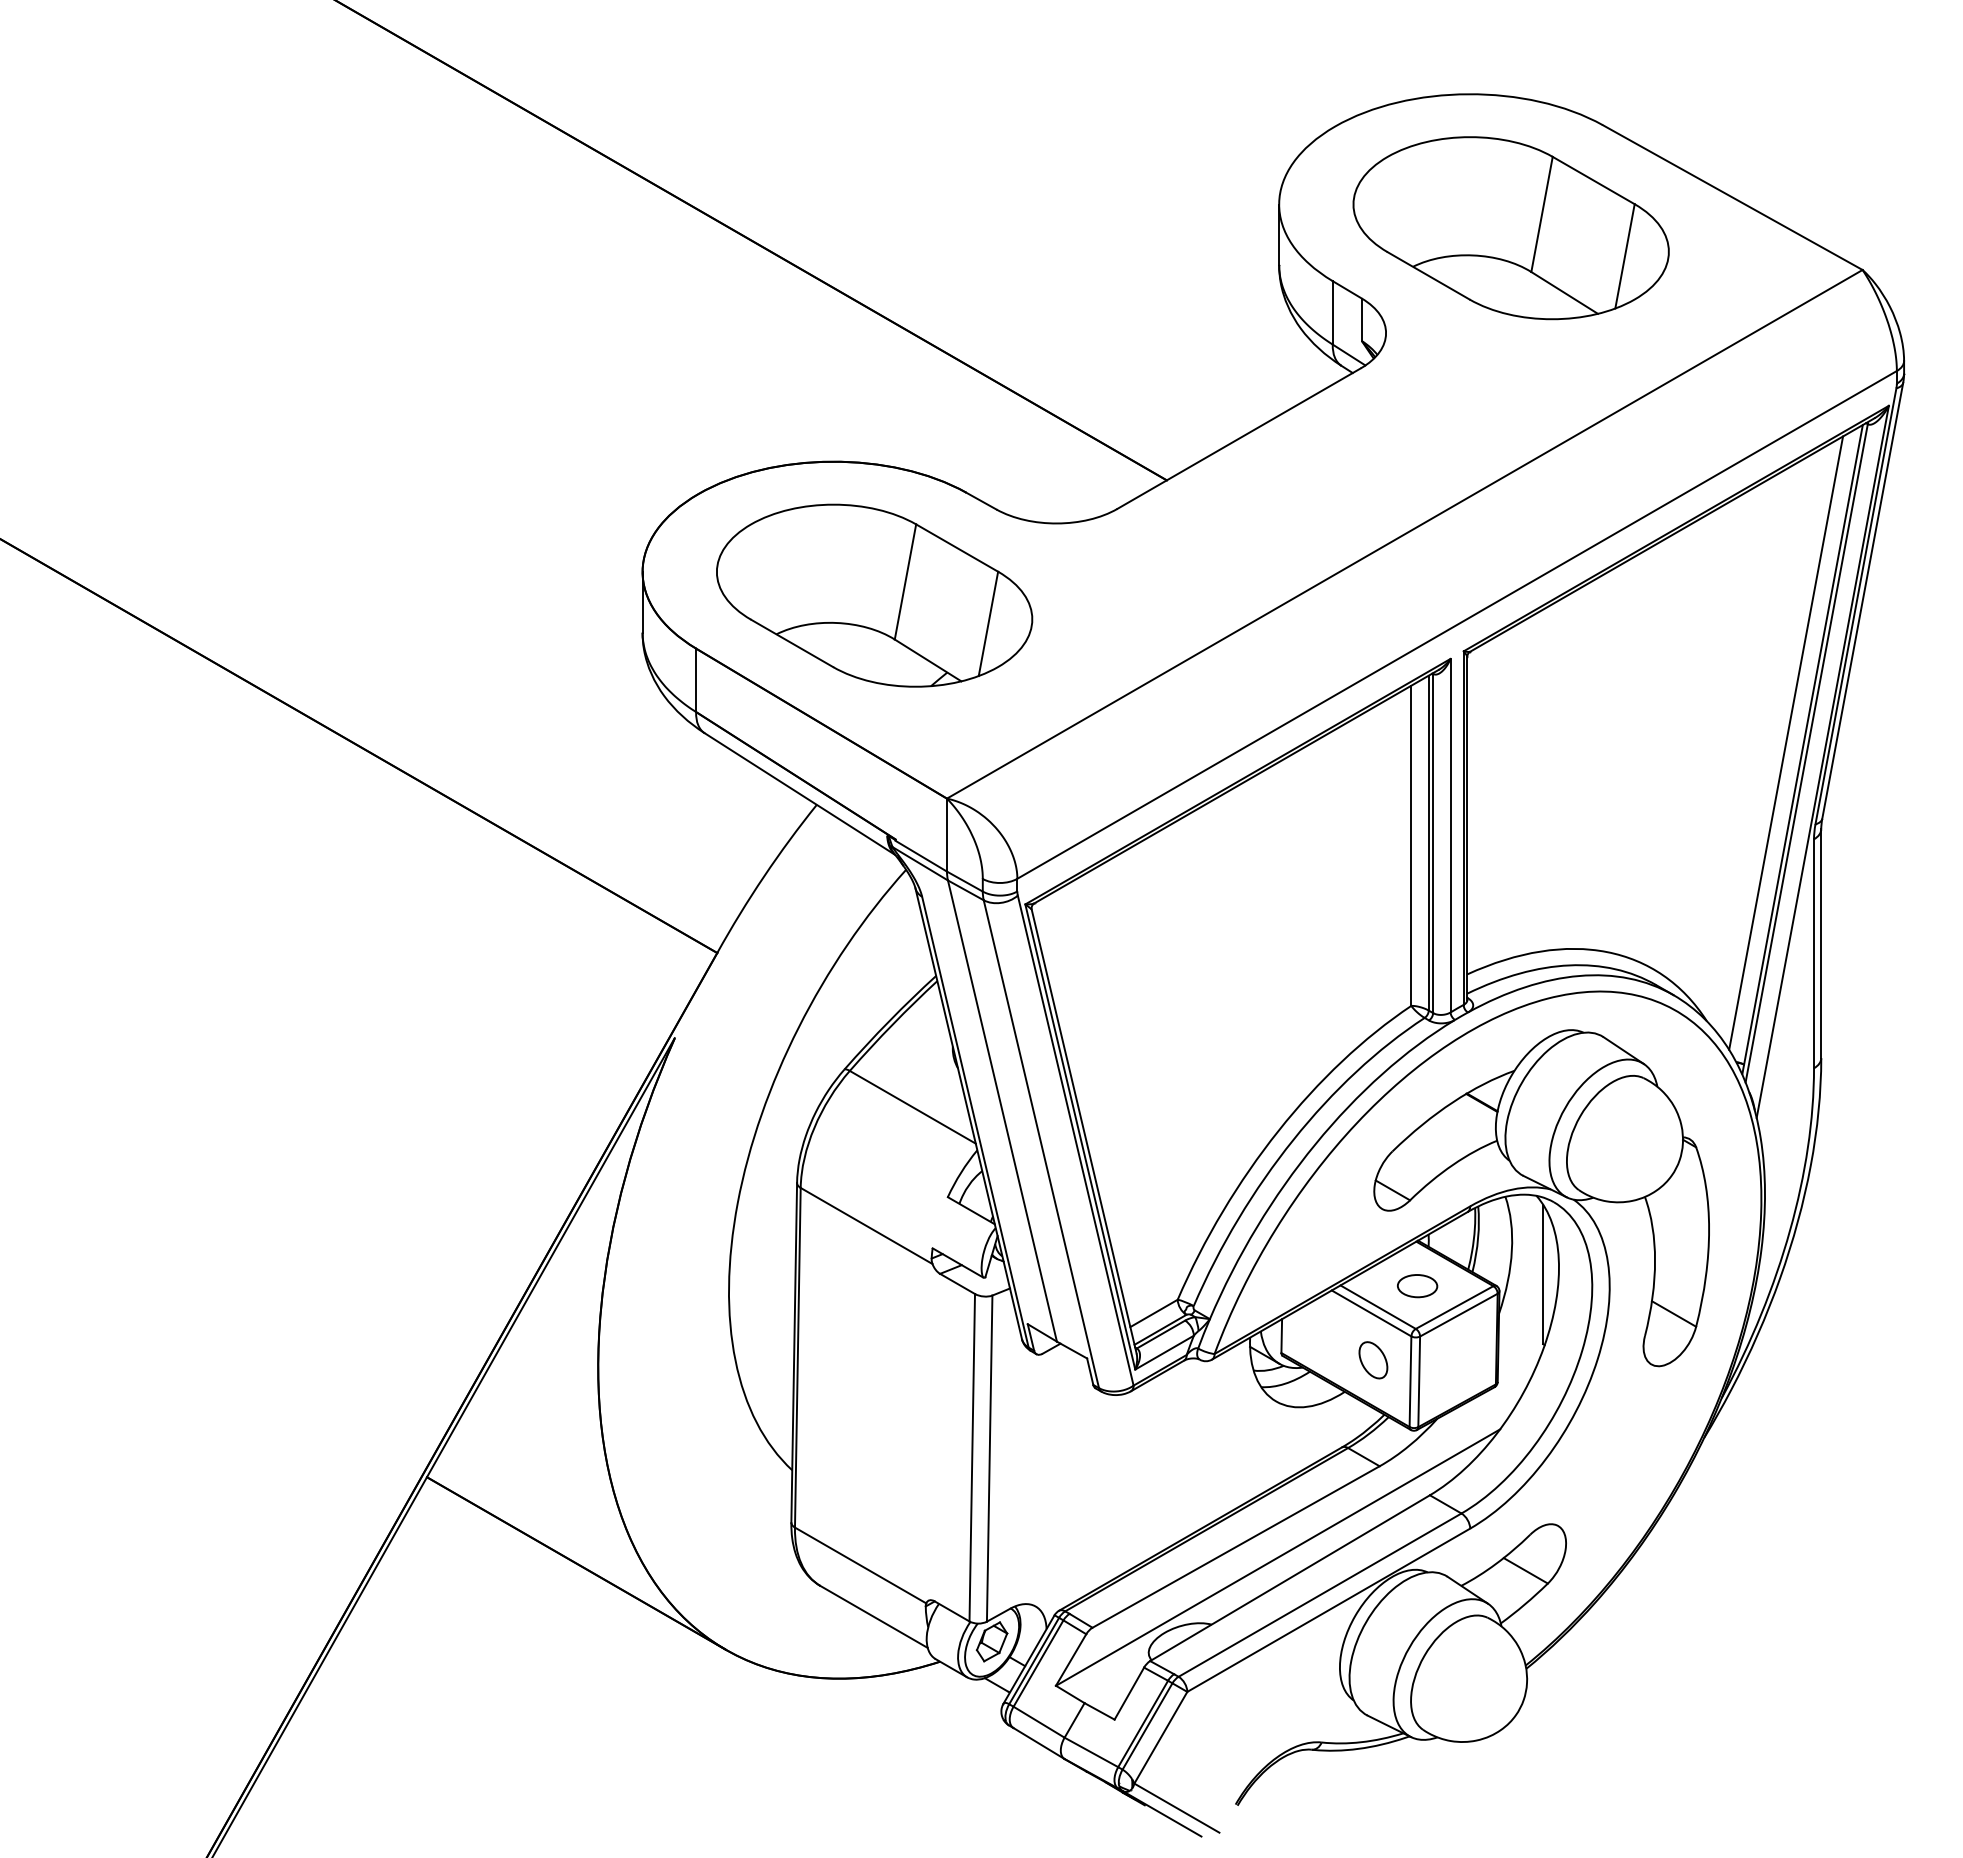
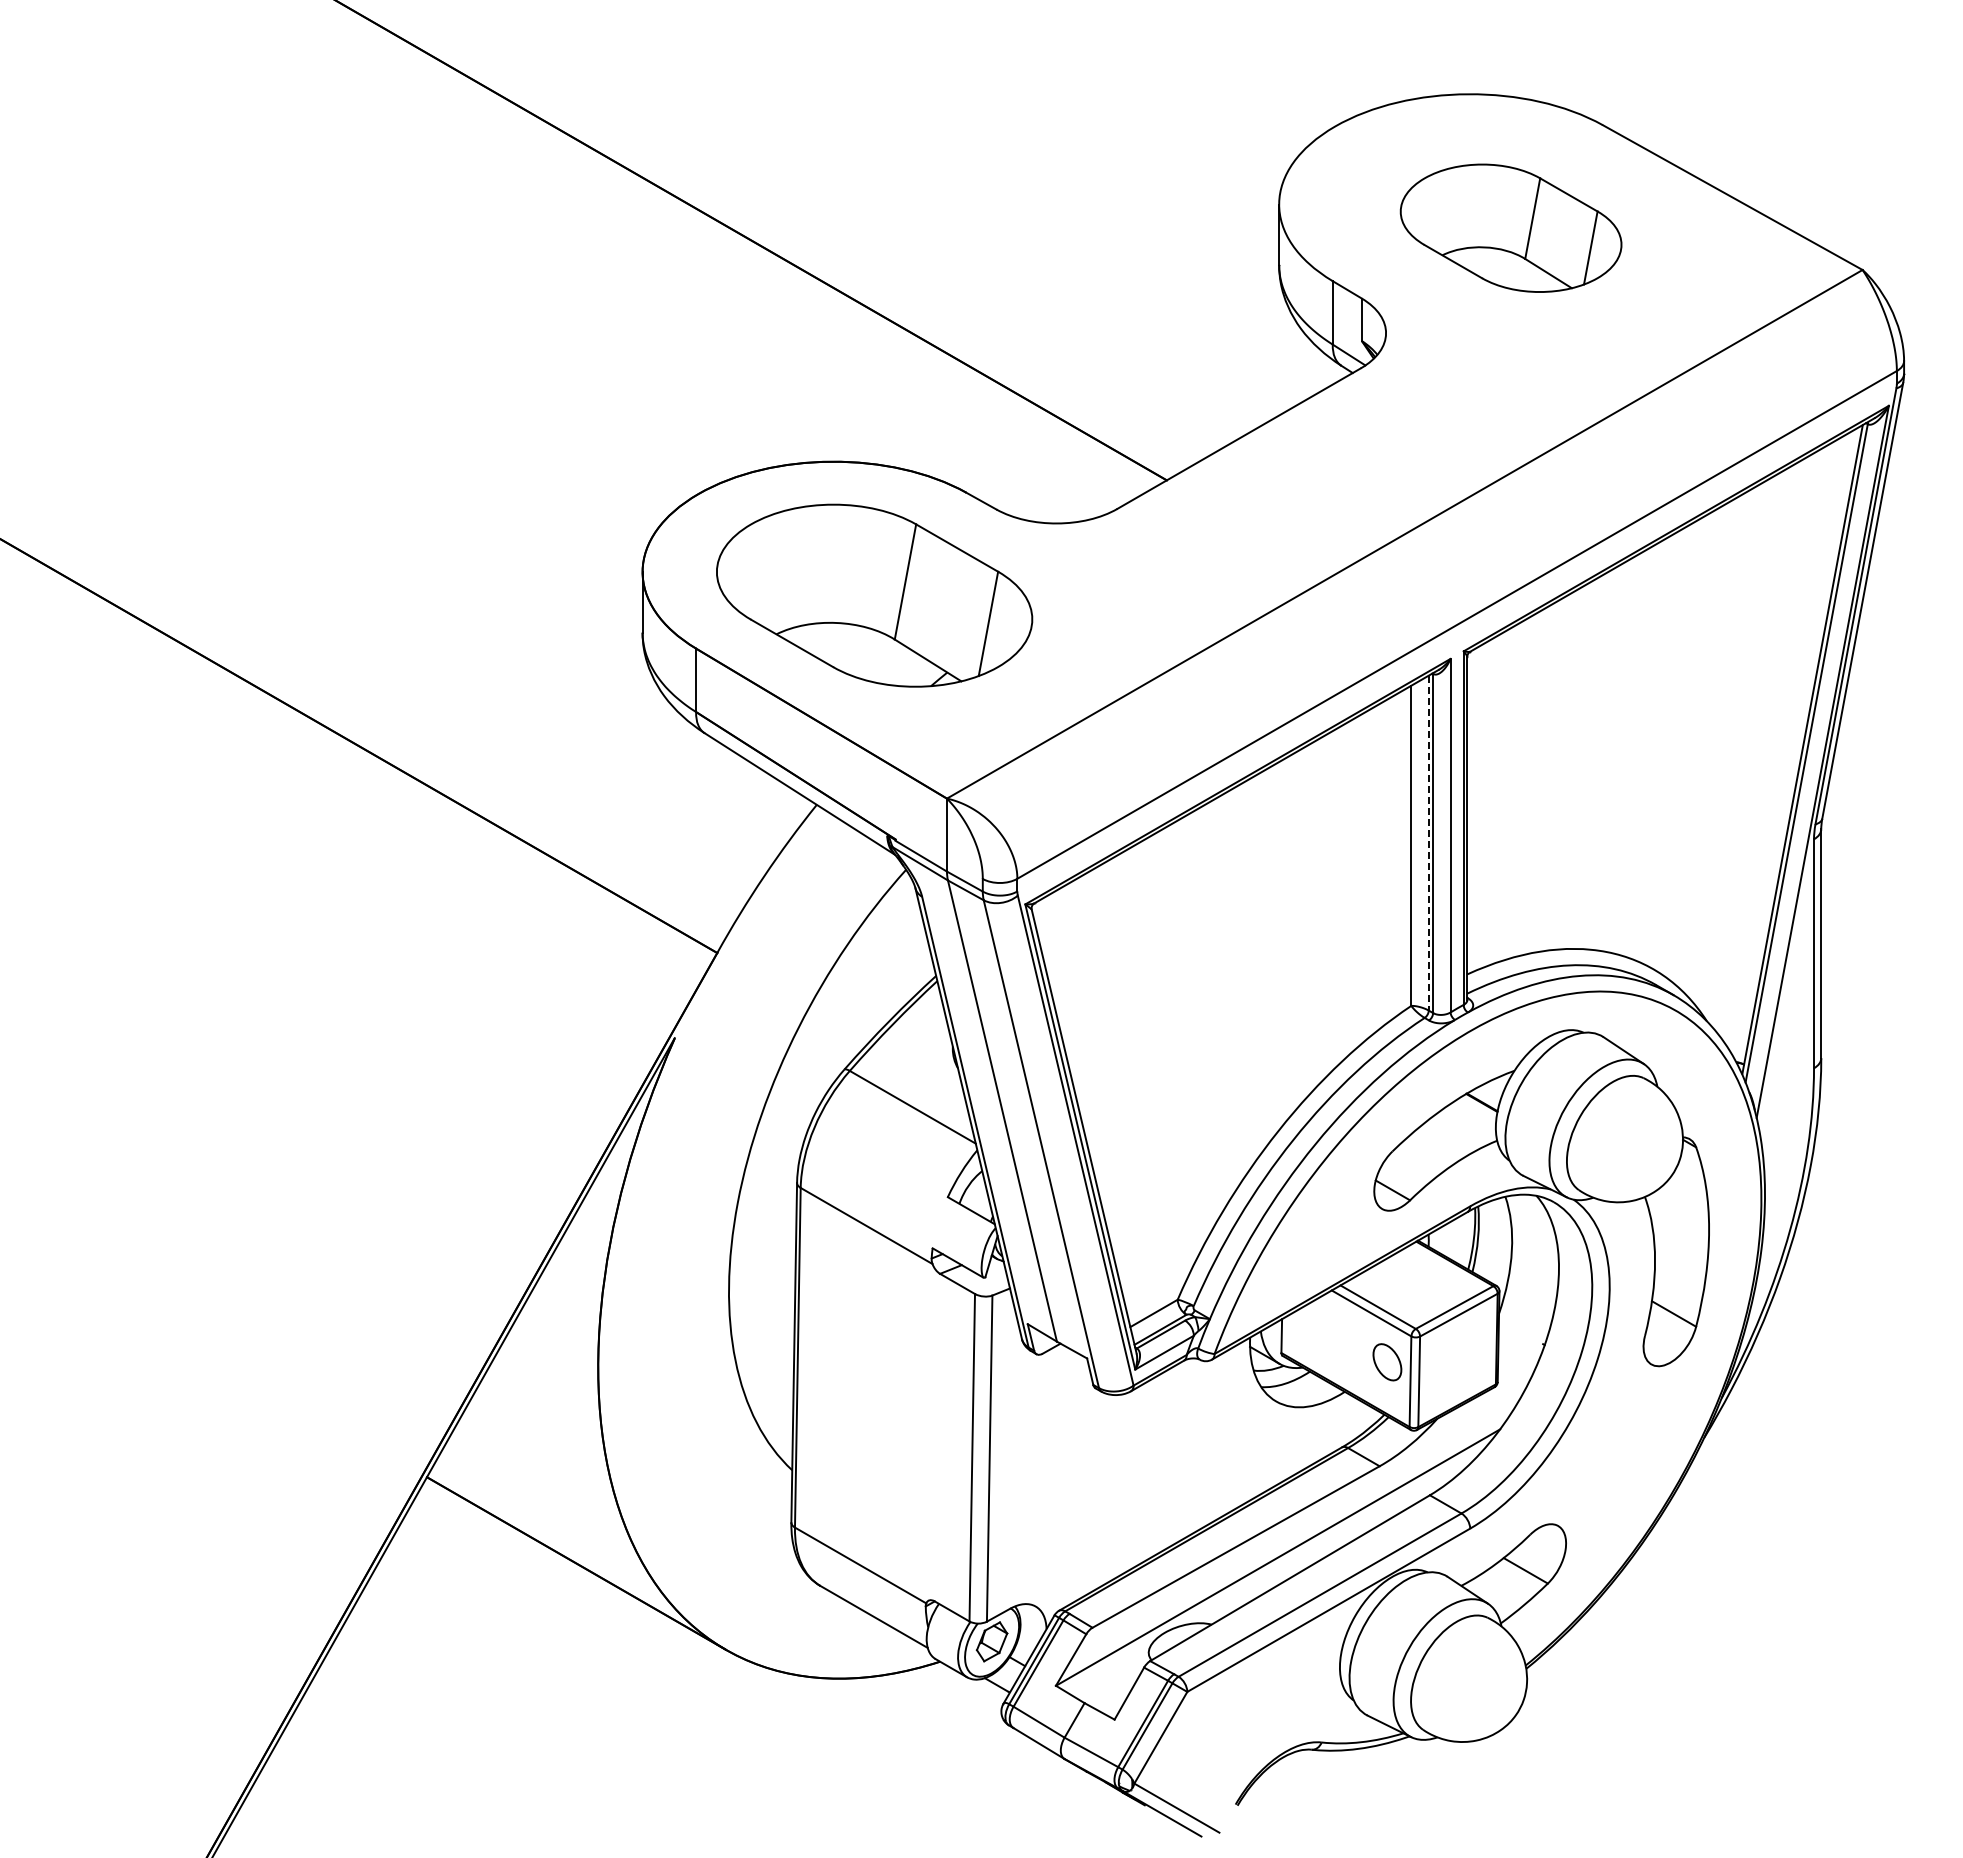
part size: 318x185 px -> 224x130 px (1510, 227)
line: present -> none (1786, 742)
line: solid -> dashed (1428, 843)
line: present -> none (1543, 1274)
part: present -> none (1417, 1286)
part position: (1373, 1360) -> (1387, 1362) (1387, 1362)
